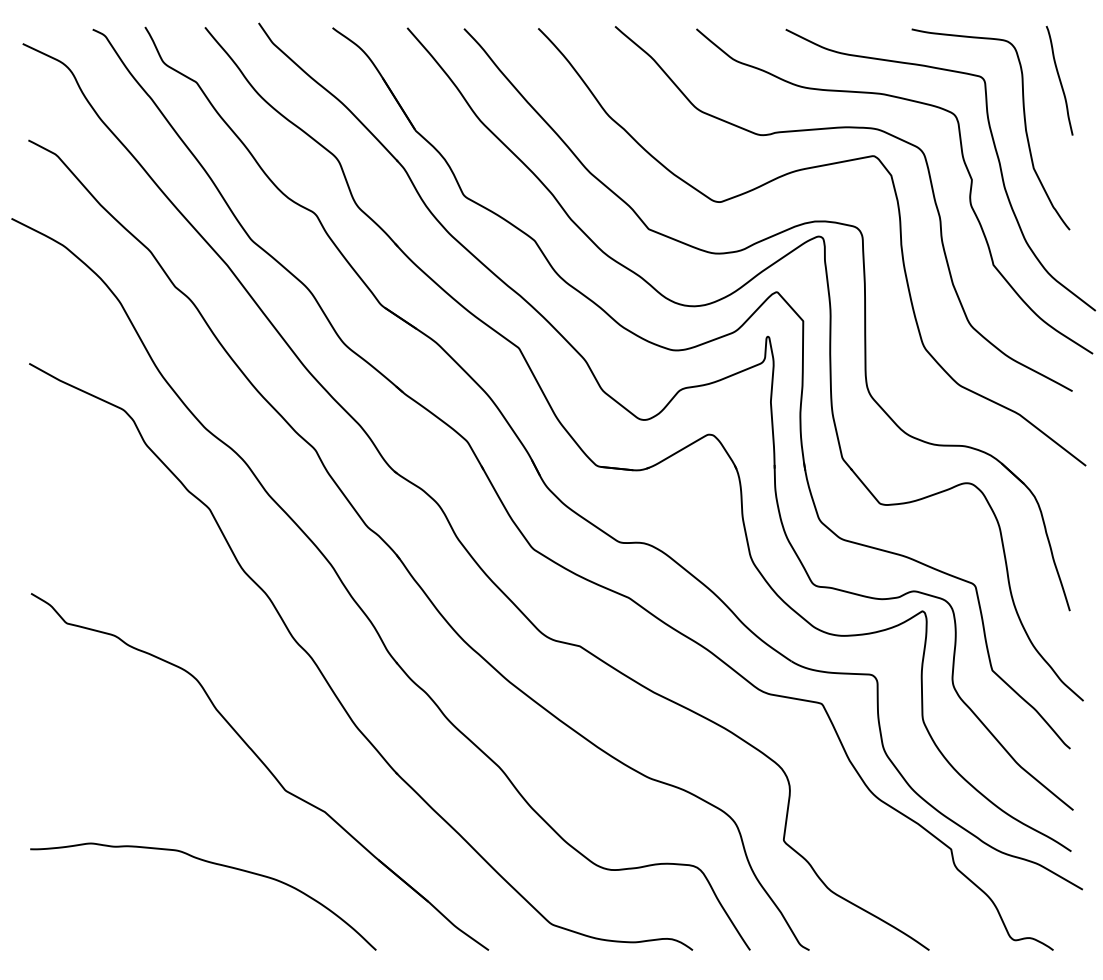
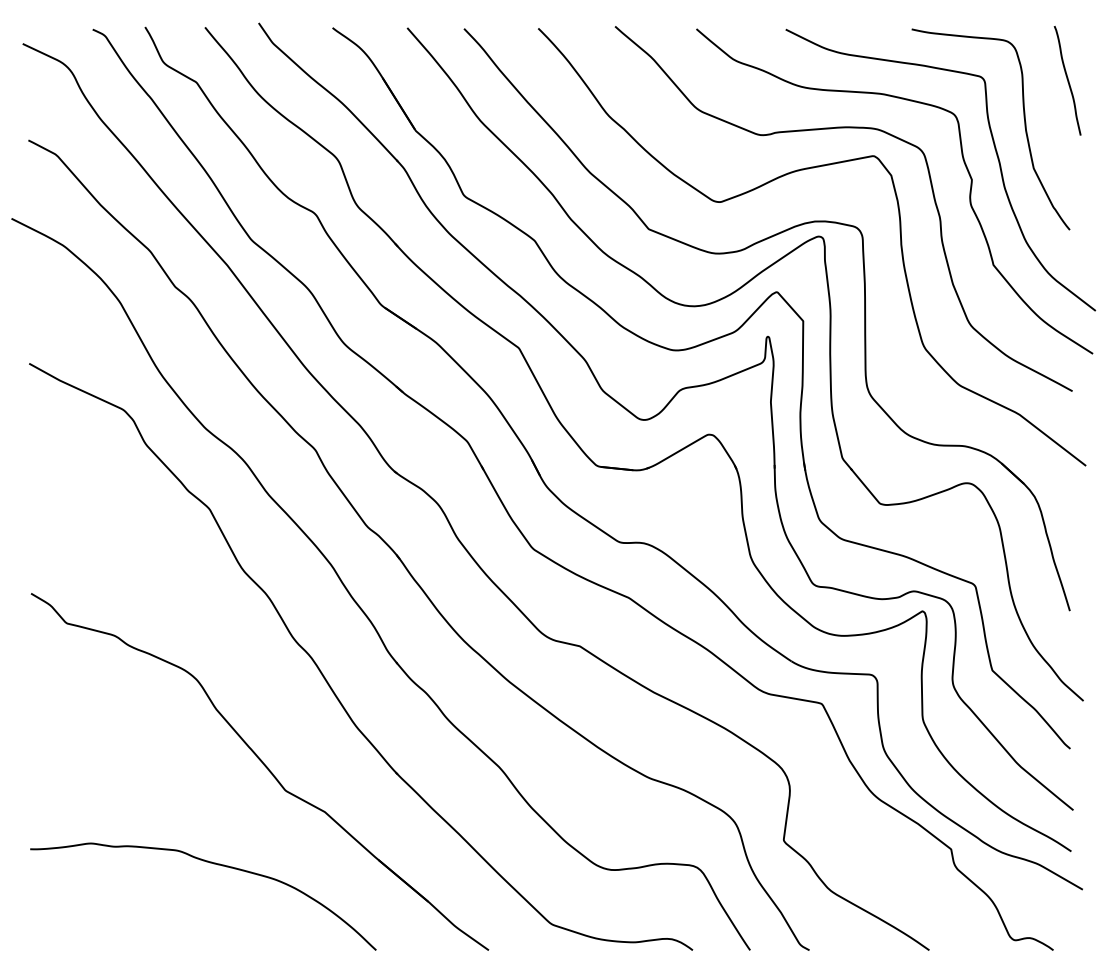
curve position: (1059, 80) -> (1067, 80) (1067, 80)
